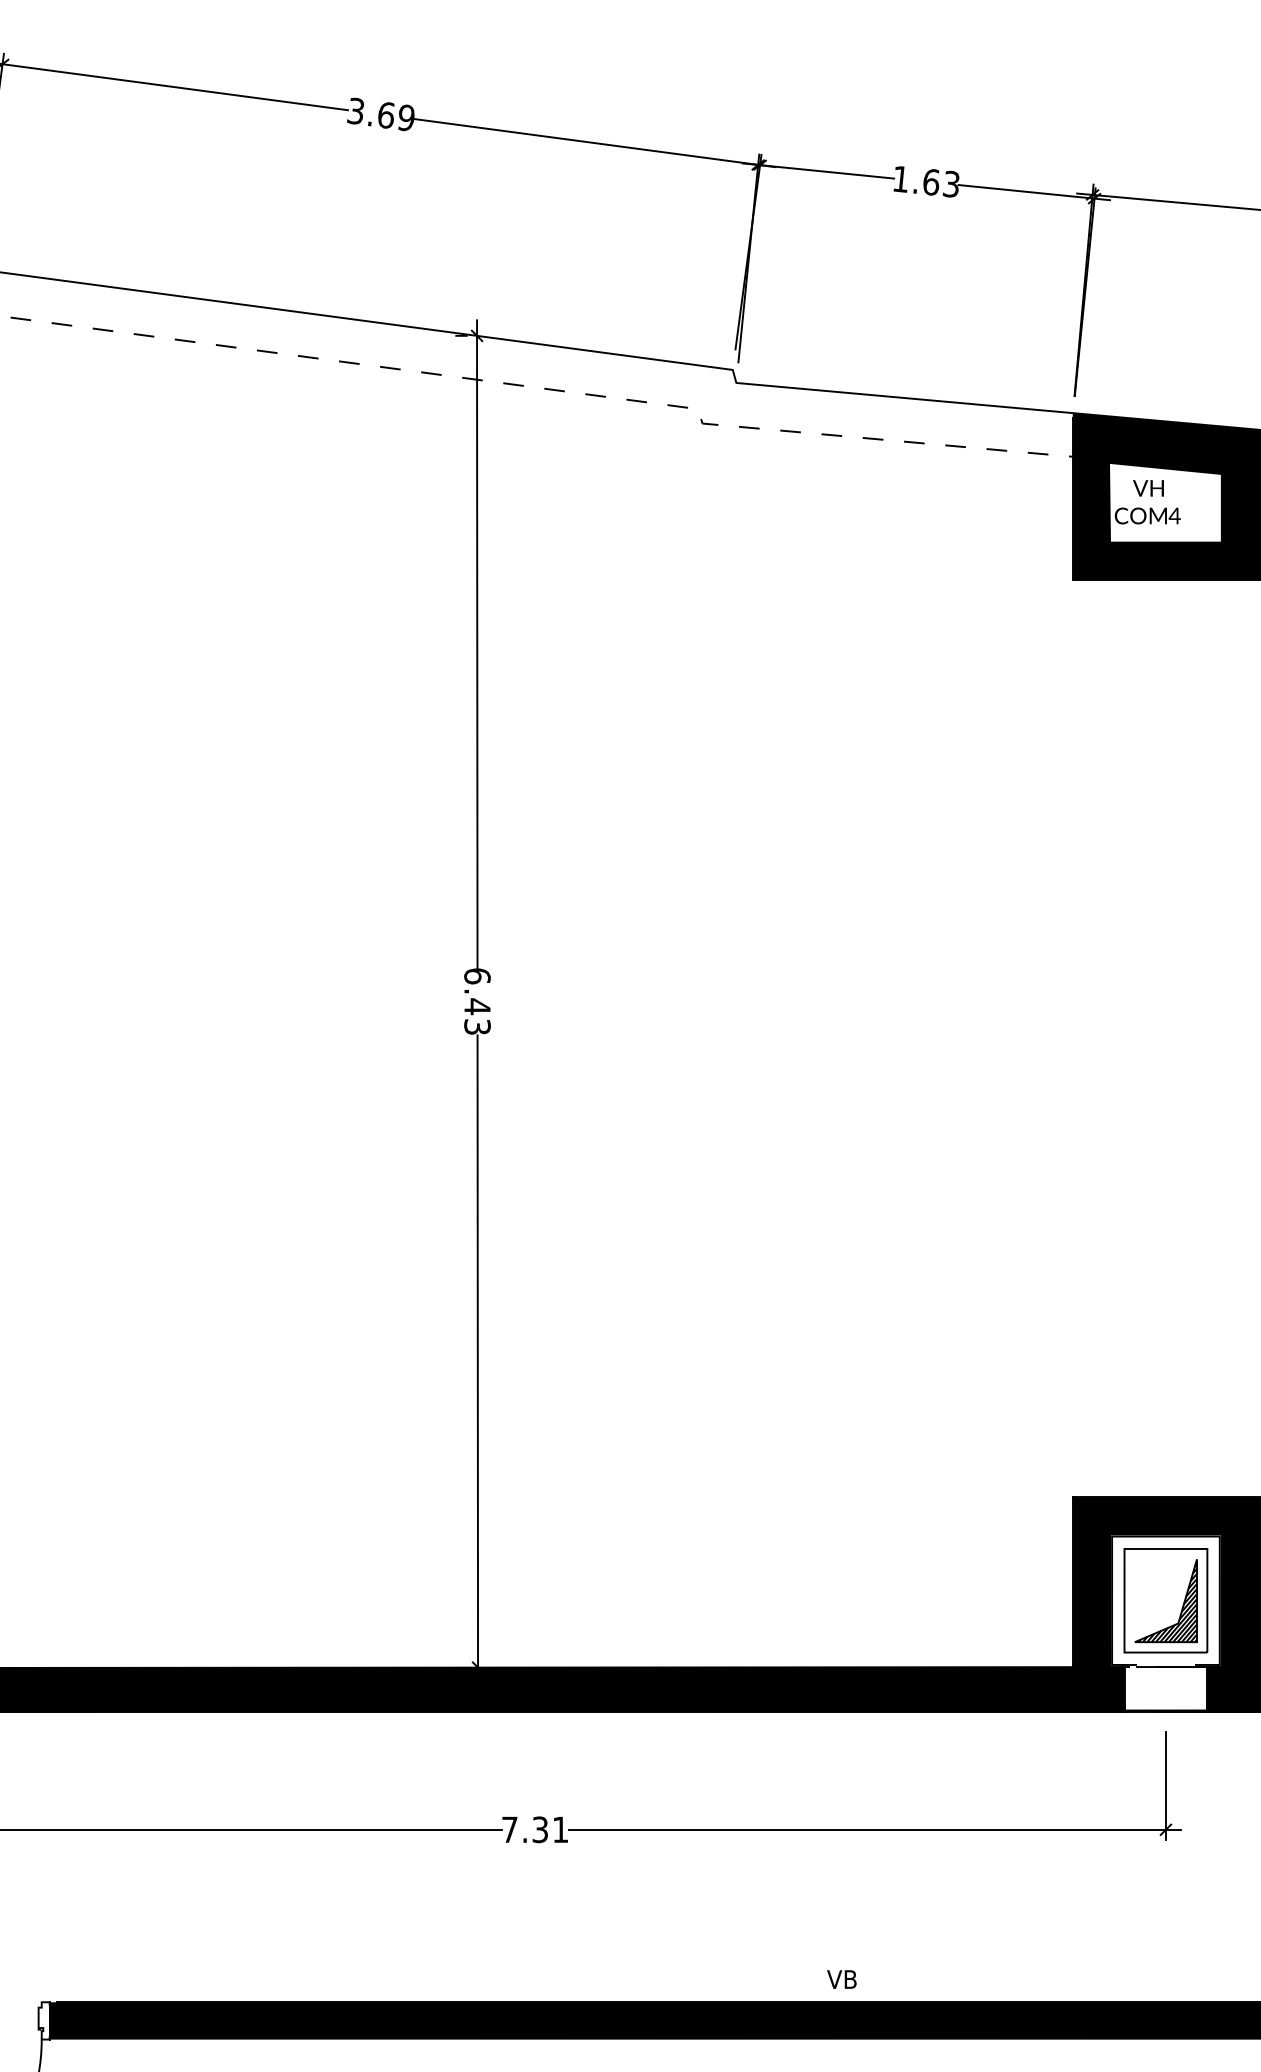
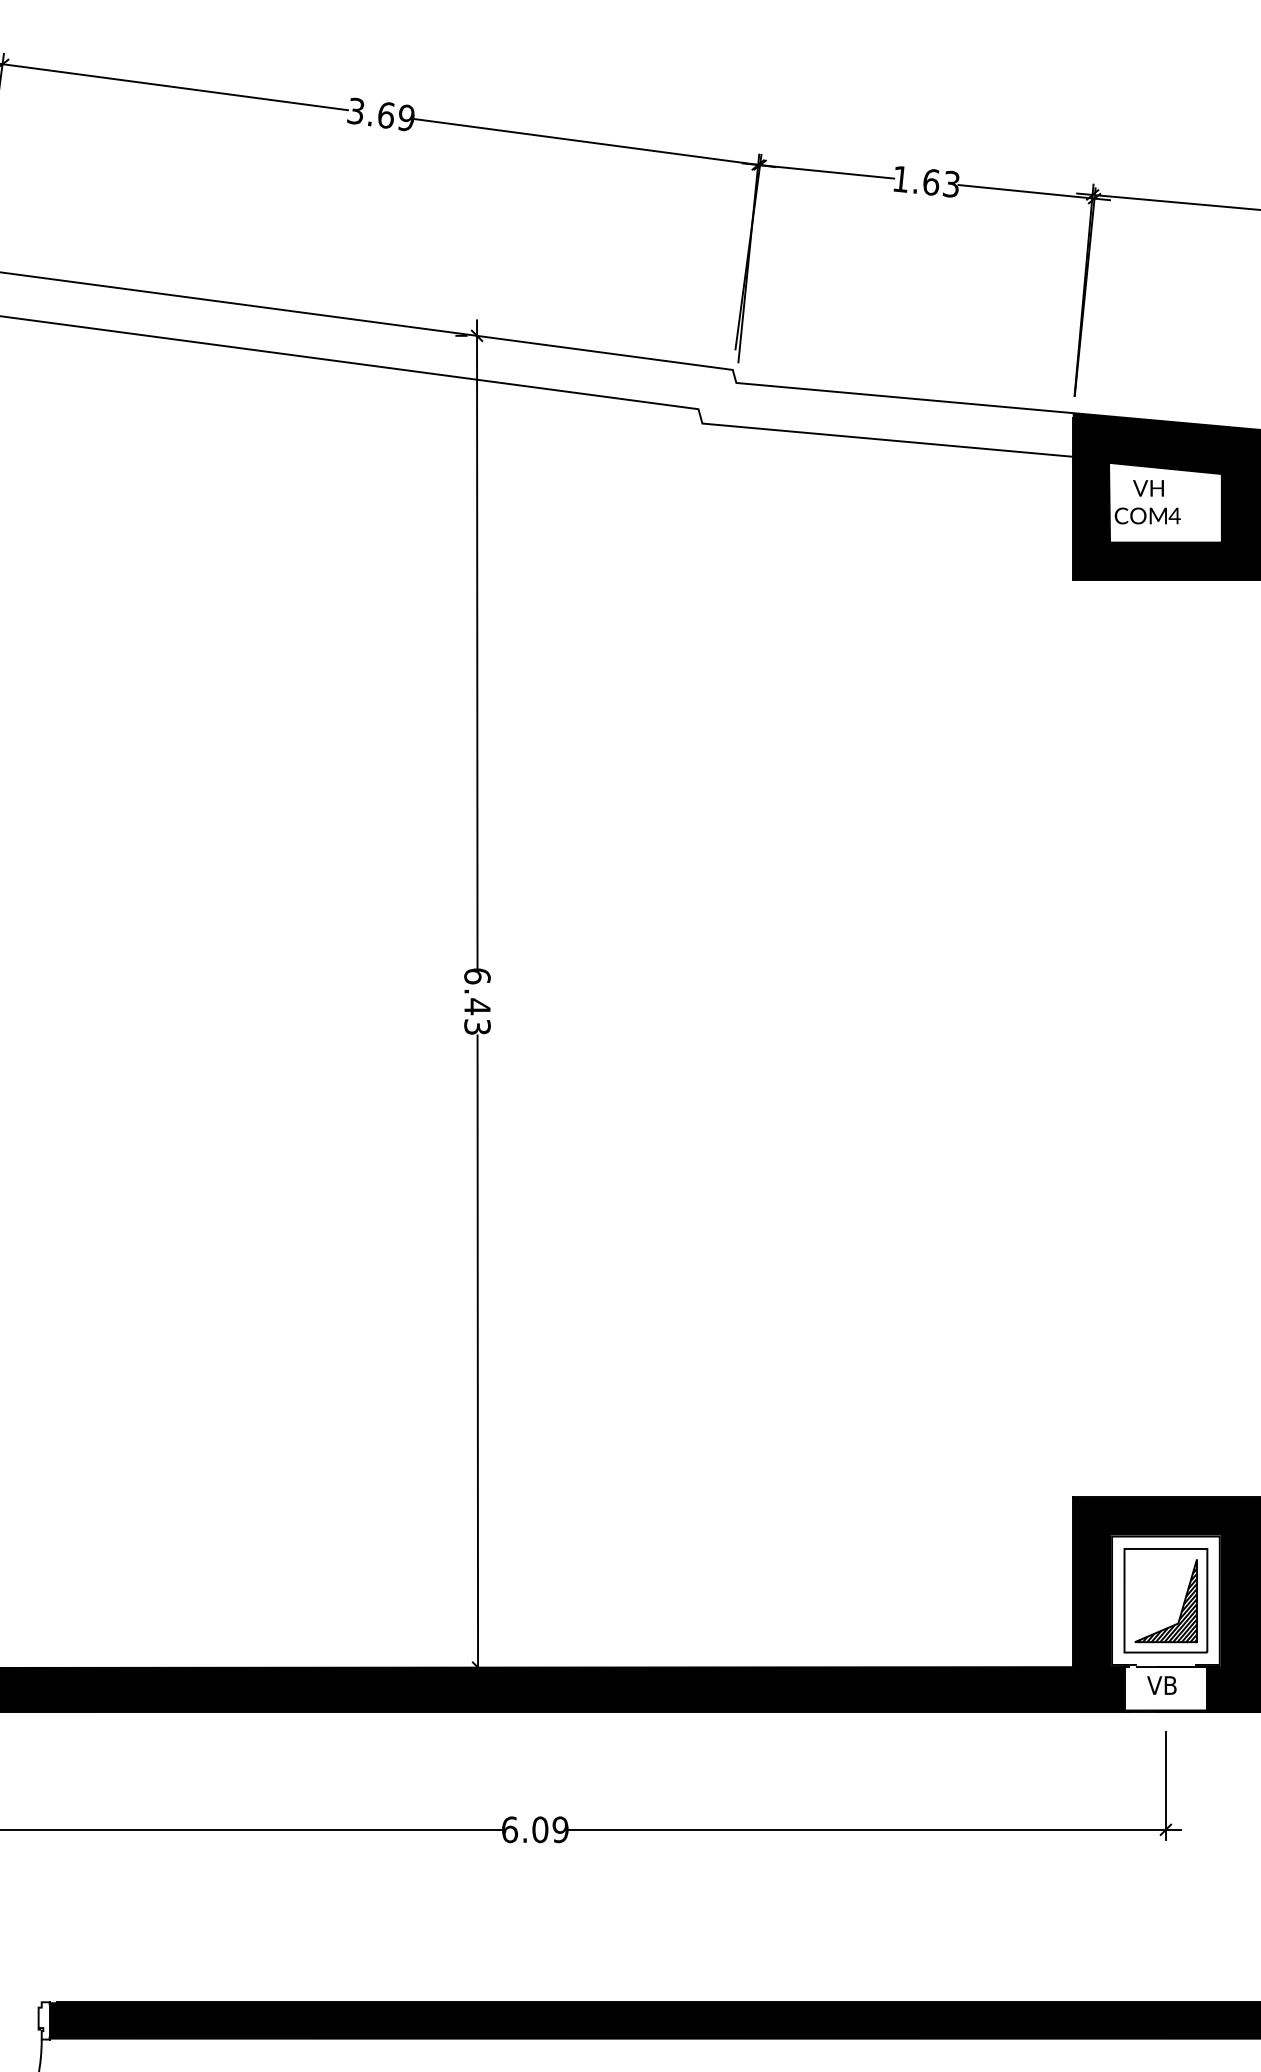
line: dashed -> solid (542, 388)
text: 7.31 -> 6.09 (535, 1829)
text position: (841, 1979) -> (1161, 1685) (1161, 1685)
